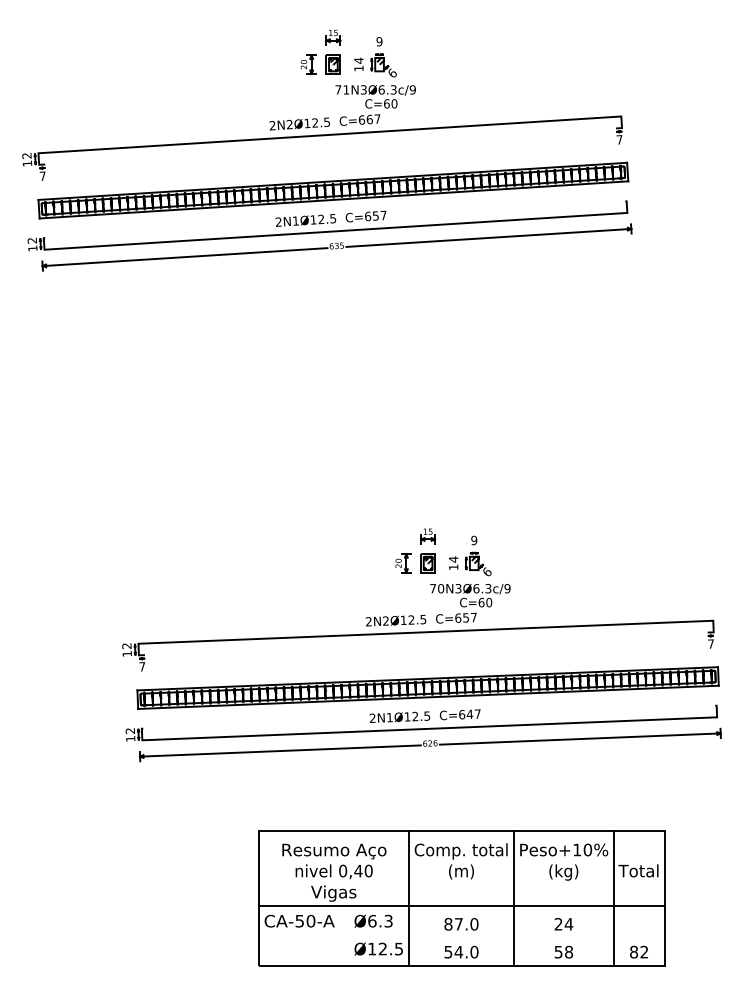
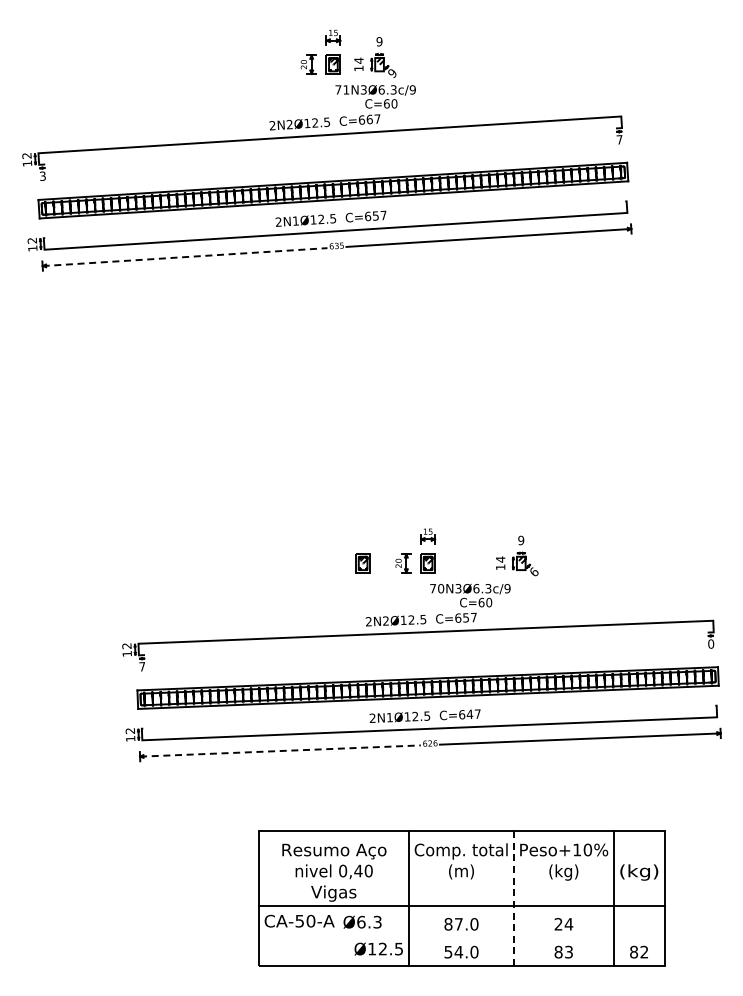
text: 6 -> 9 (392, 72)
text: 7 -> 3 (42, 176)
line: solid -> dashed (185, 257)
part position: (470, 555) -> (517, 555) (517, 555)
part: none -> present (362, 563)
text: 7 -> 0 (711, 643)
line: solid -> dashed (280, 751)
text: Total -> (kg) (638, 872)
line: solid -> dashed (513, 898)
text position: (373, 920) -> (362, 921) (362, 921)
text: 58 -> 83 (563, 951)
